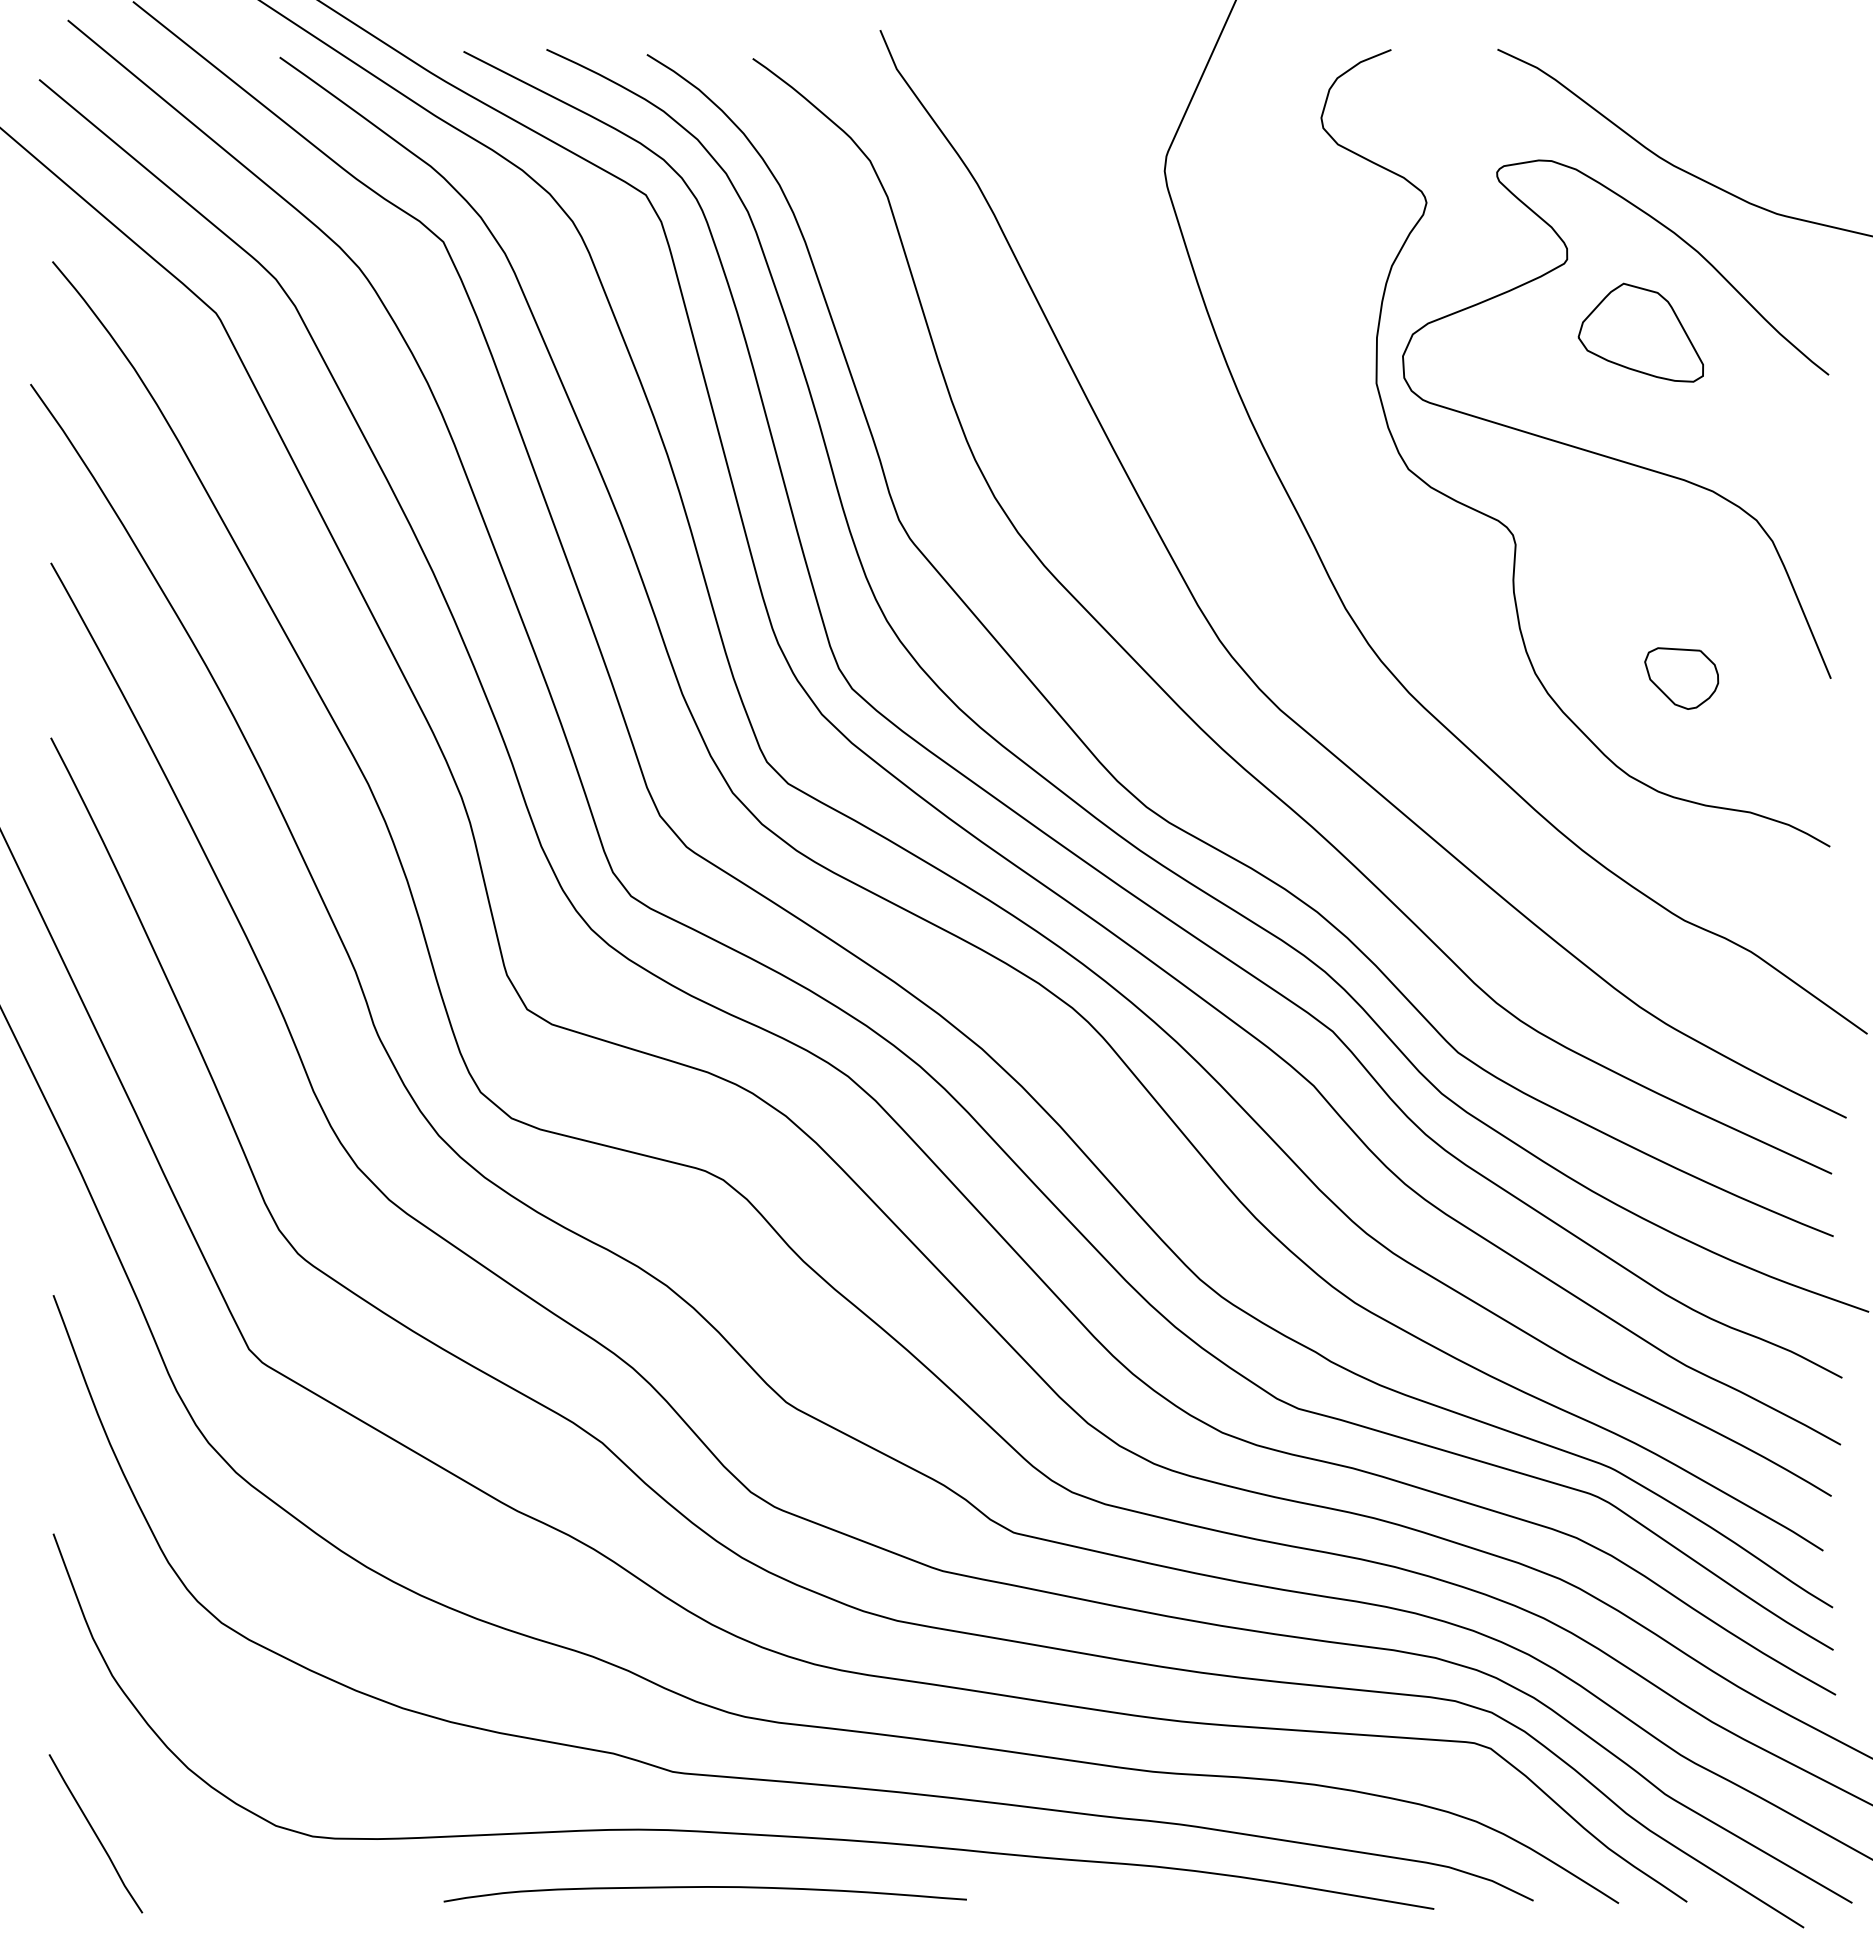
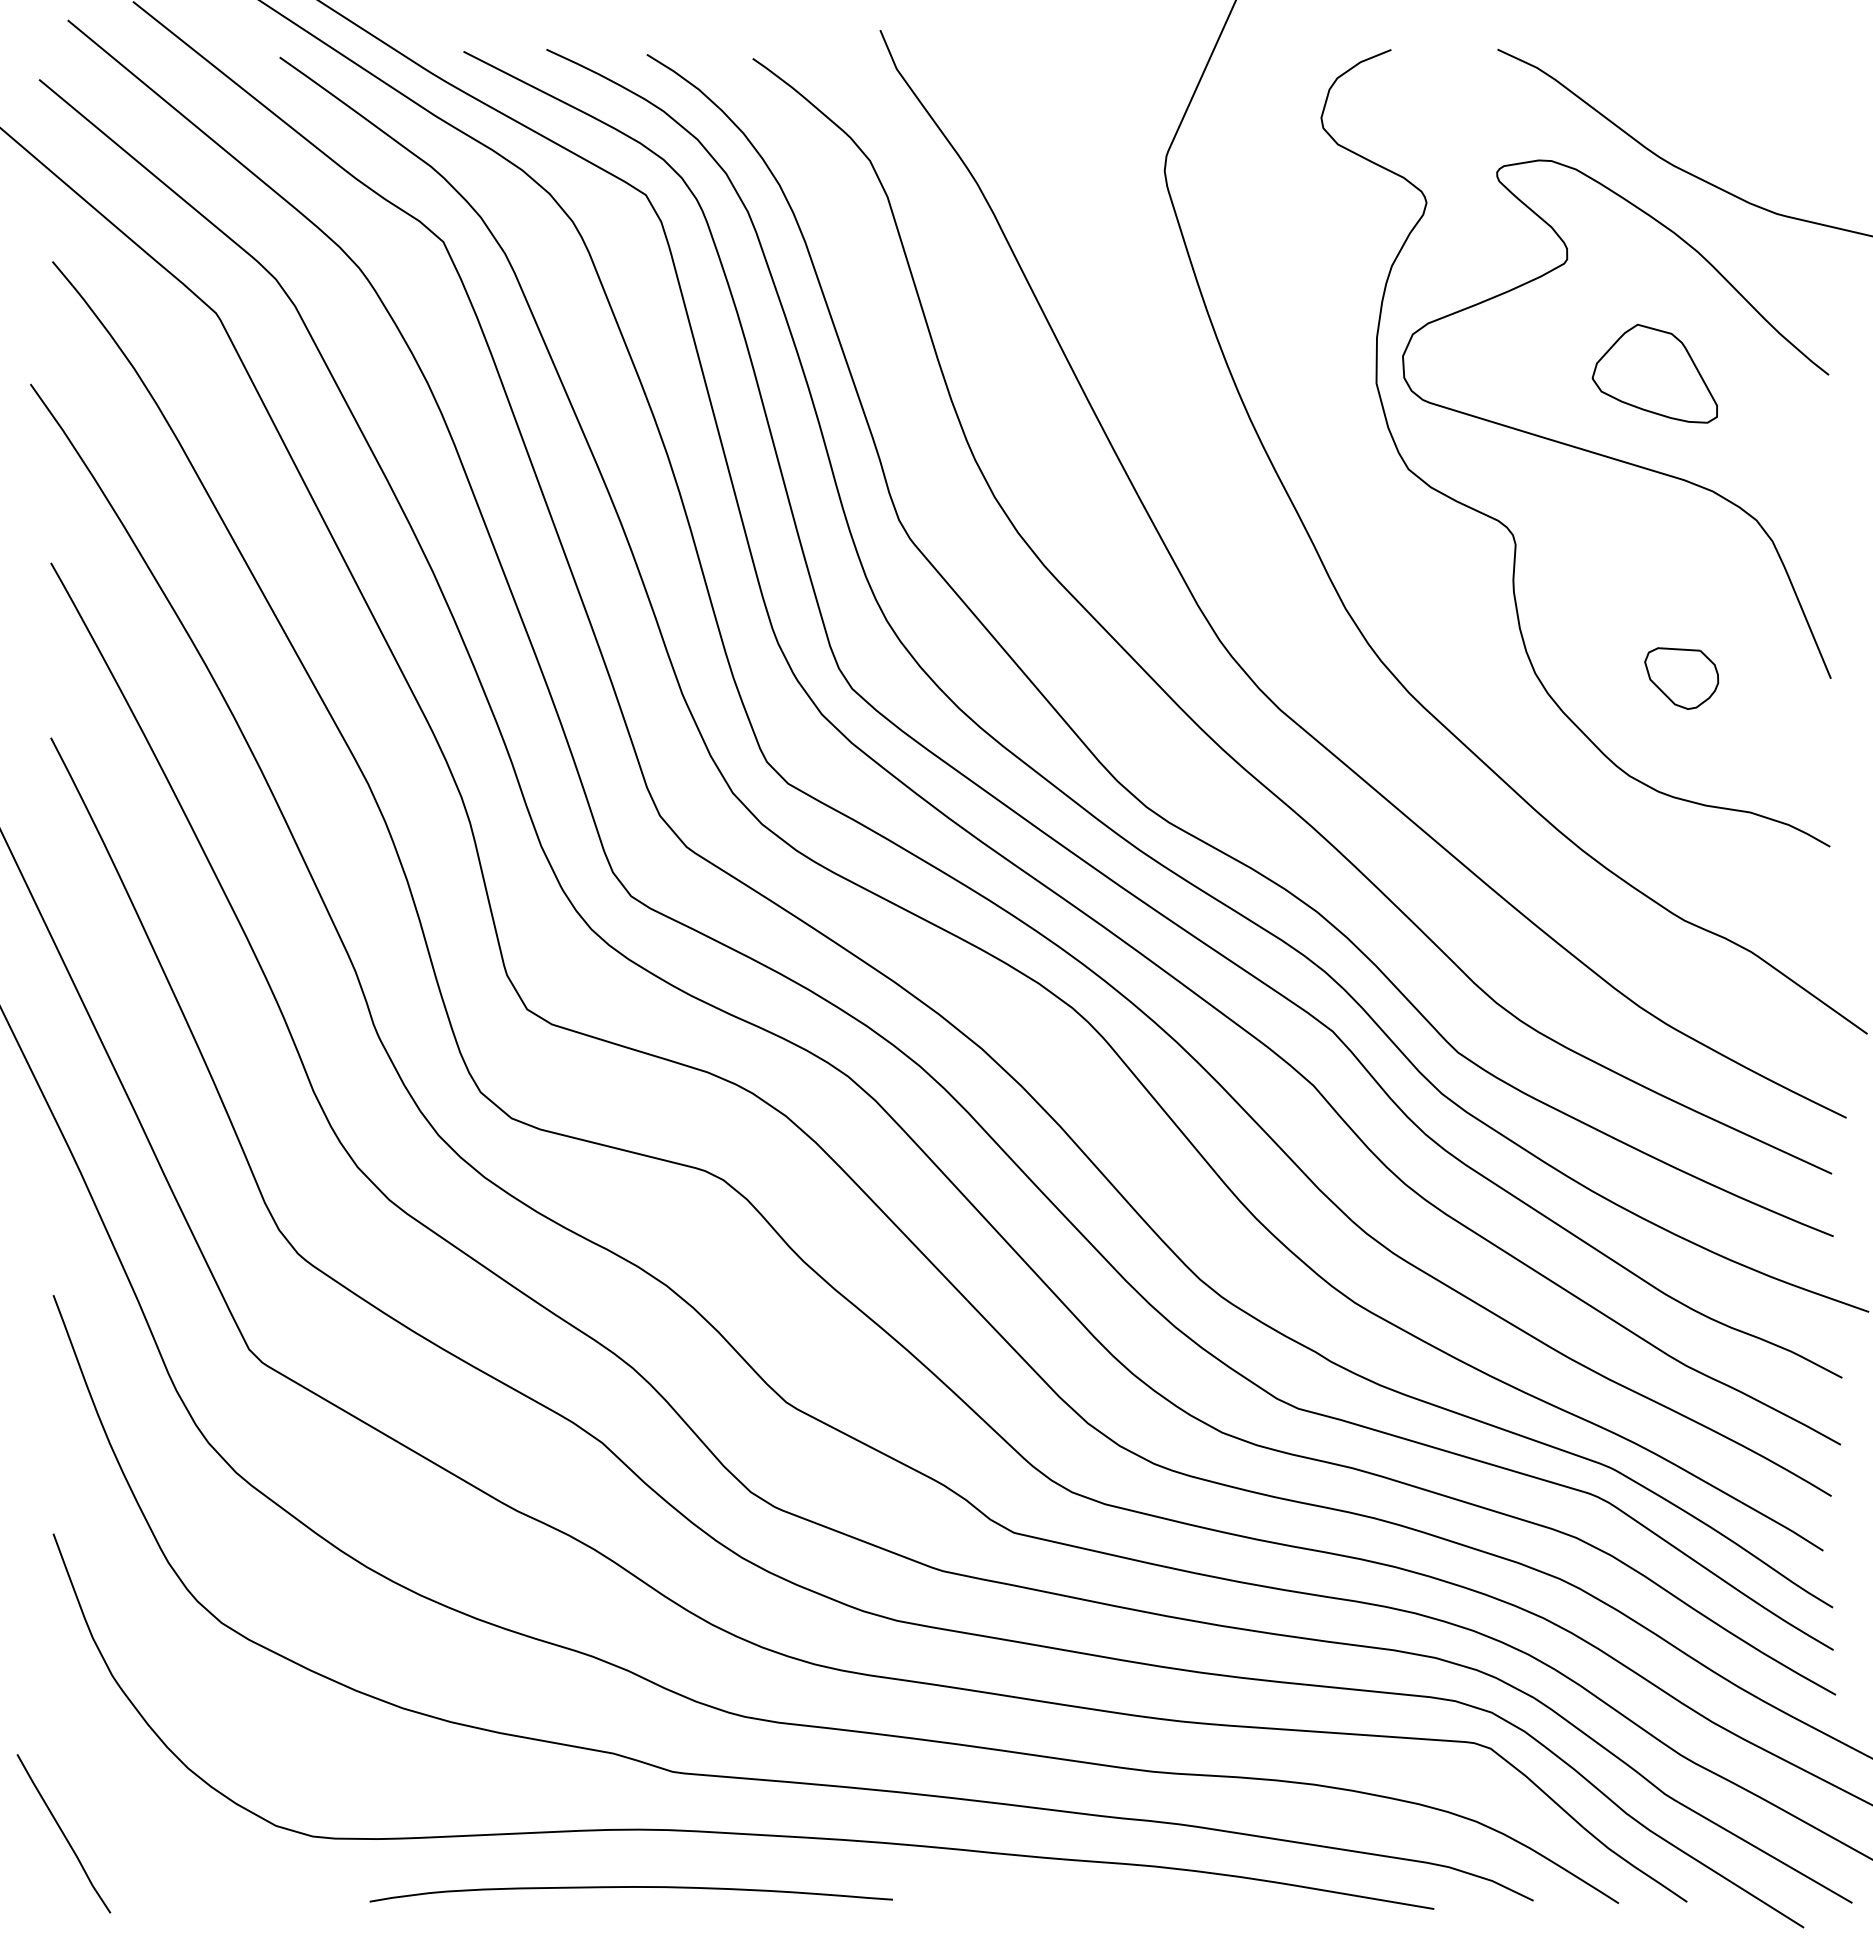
part position: (1640, 332) -> (1654, 373) (1654, 373)
line position: (95, 1833) -> (63, 1833) (63, 1833)
curve position: (704, 1887) -> (630, 1887) (630, 1887)
